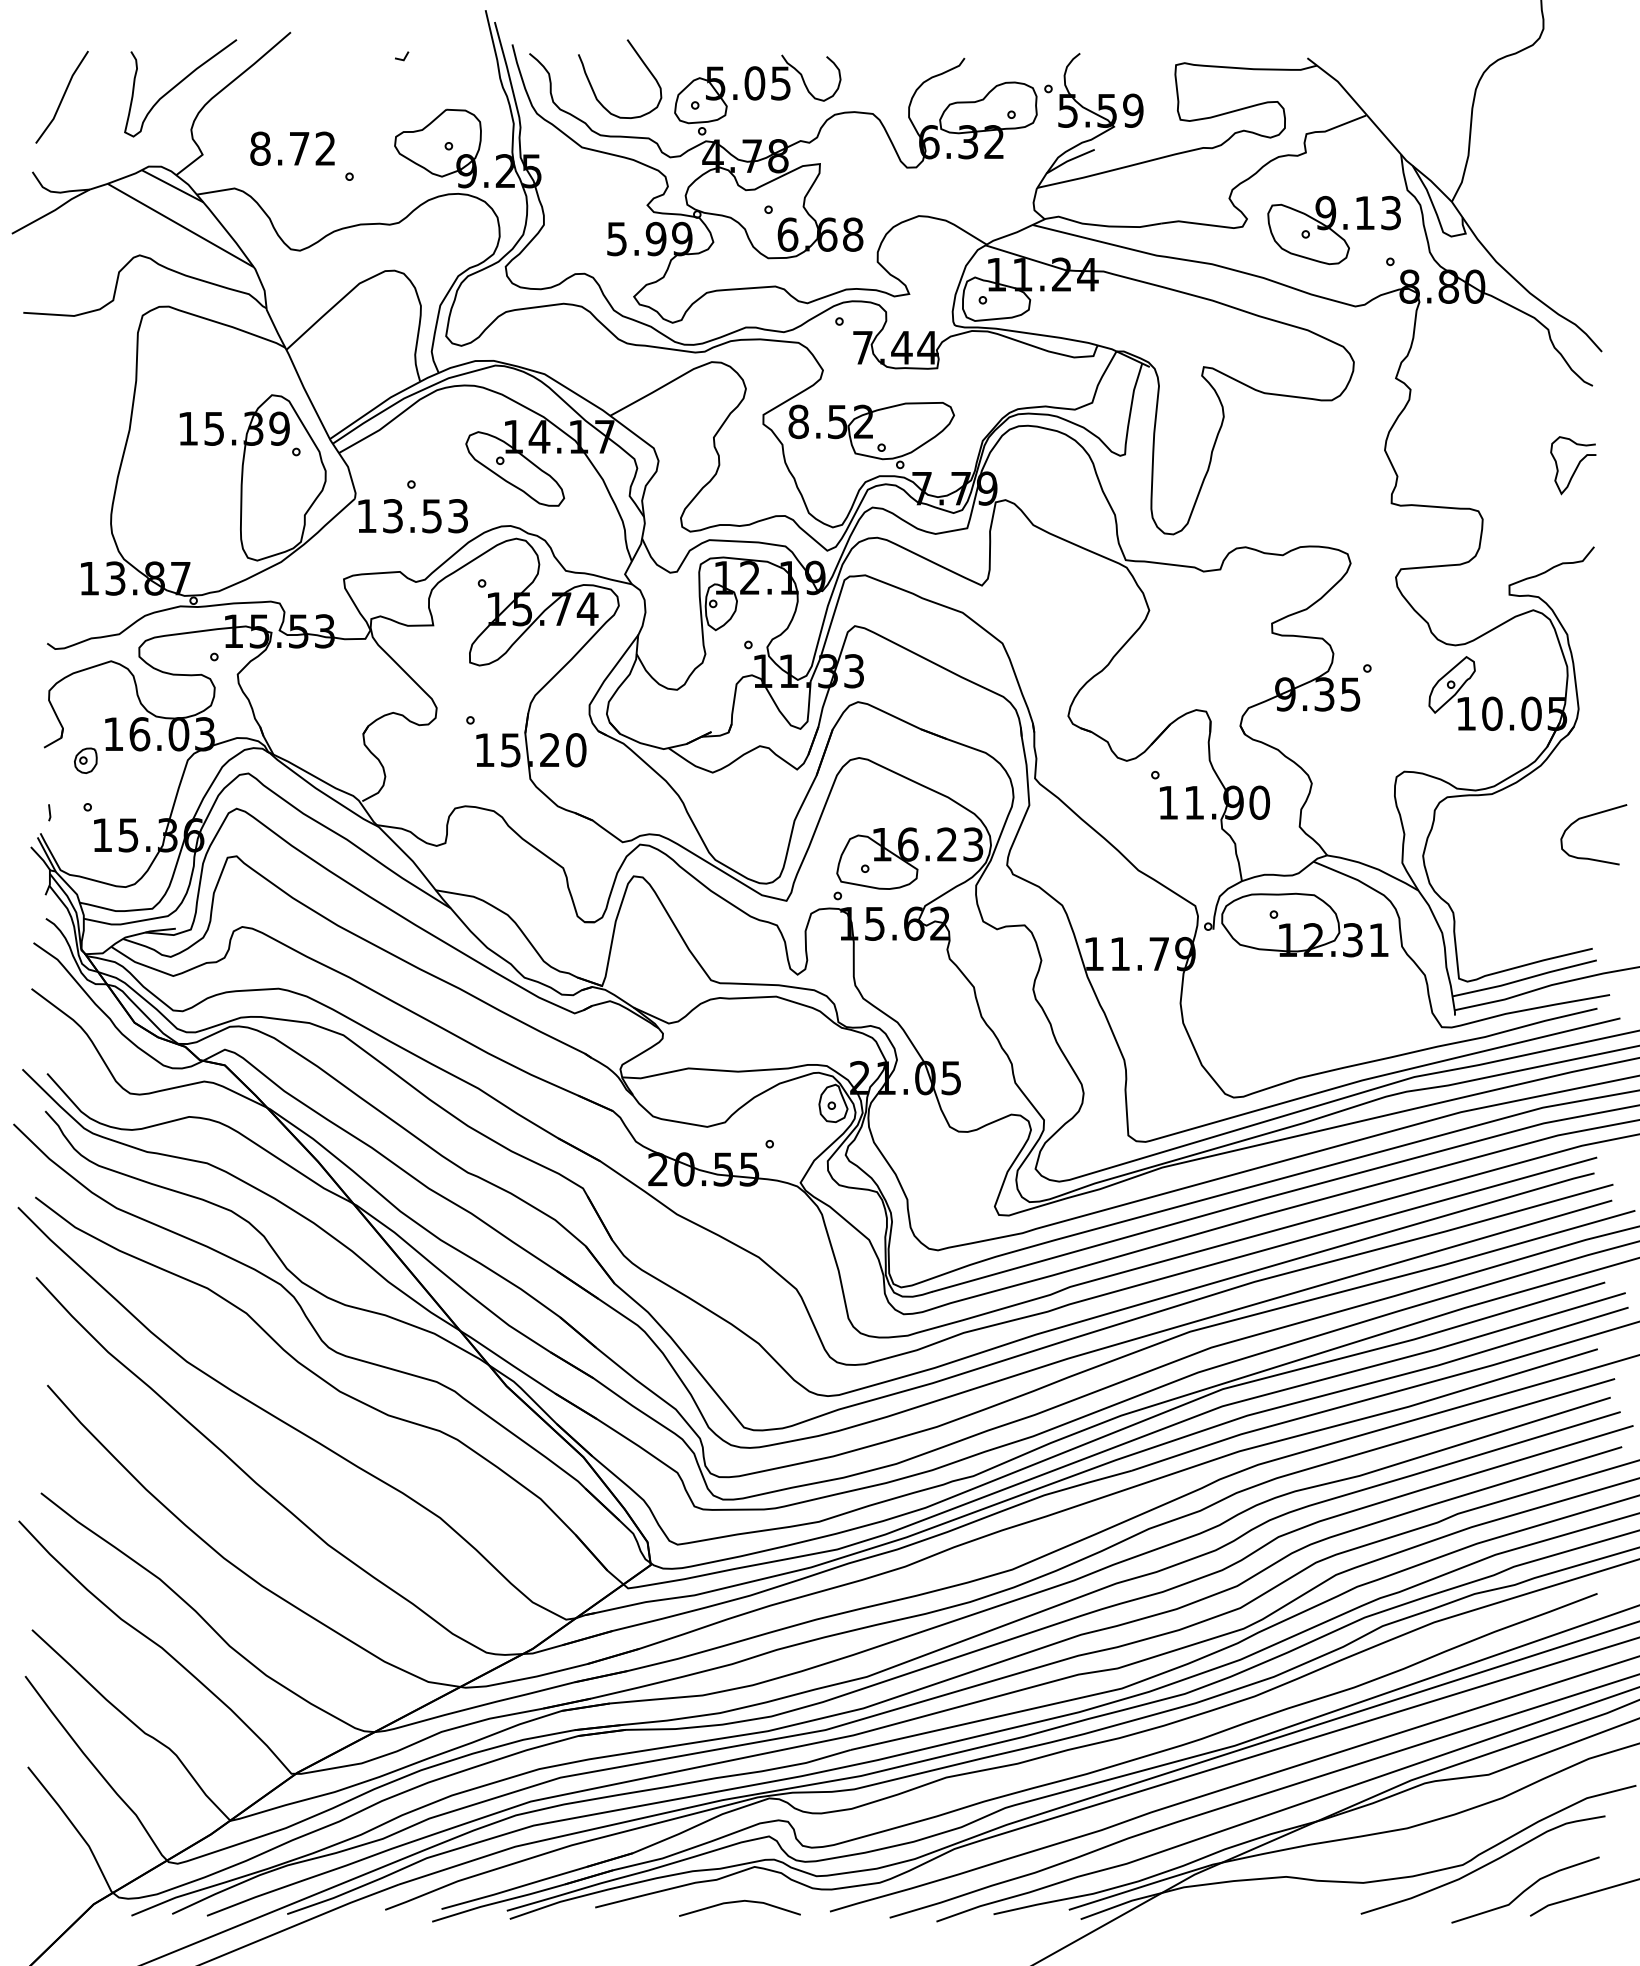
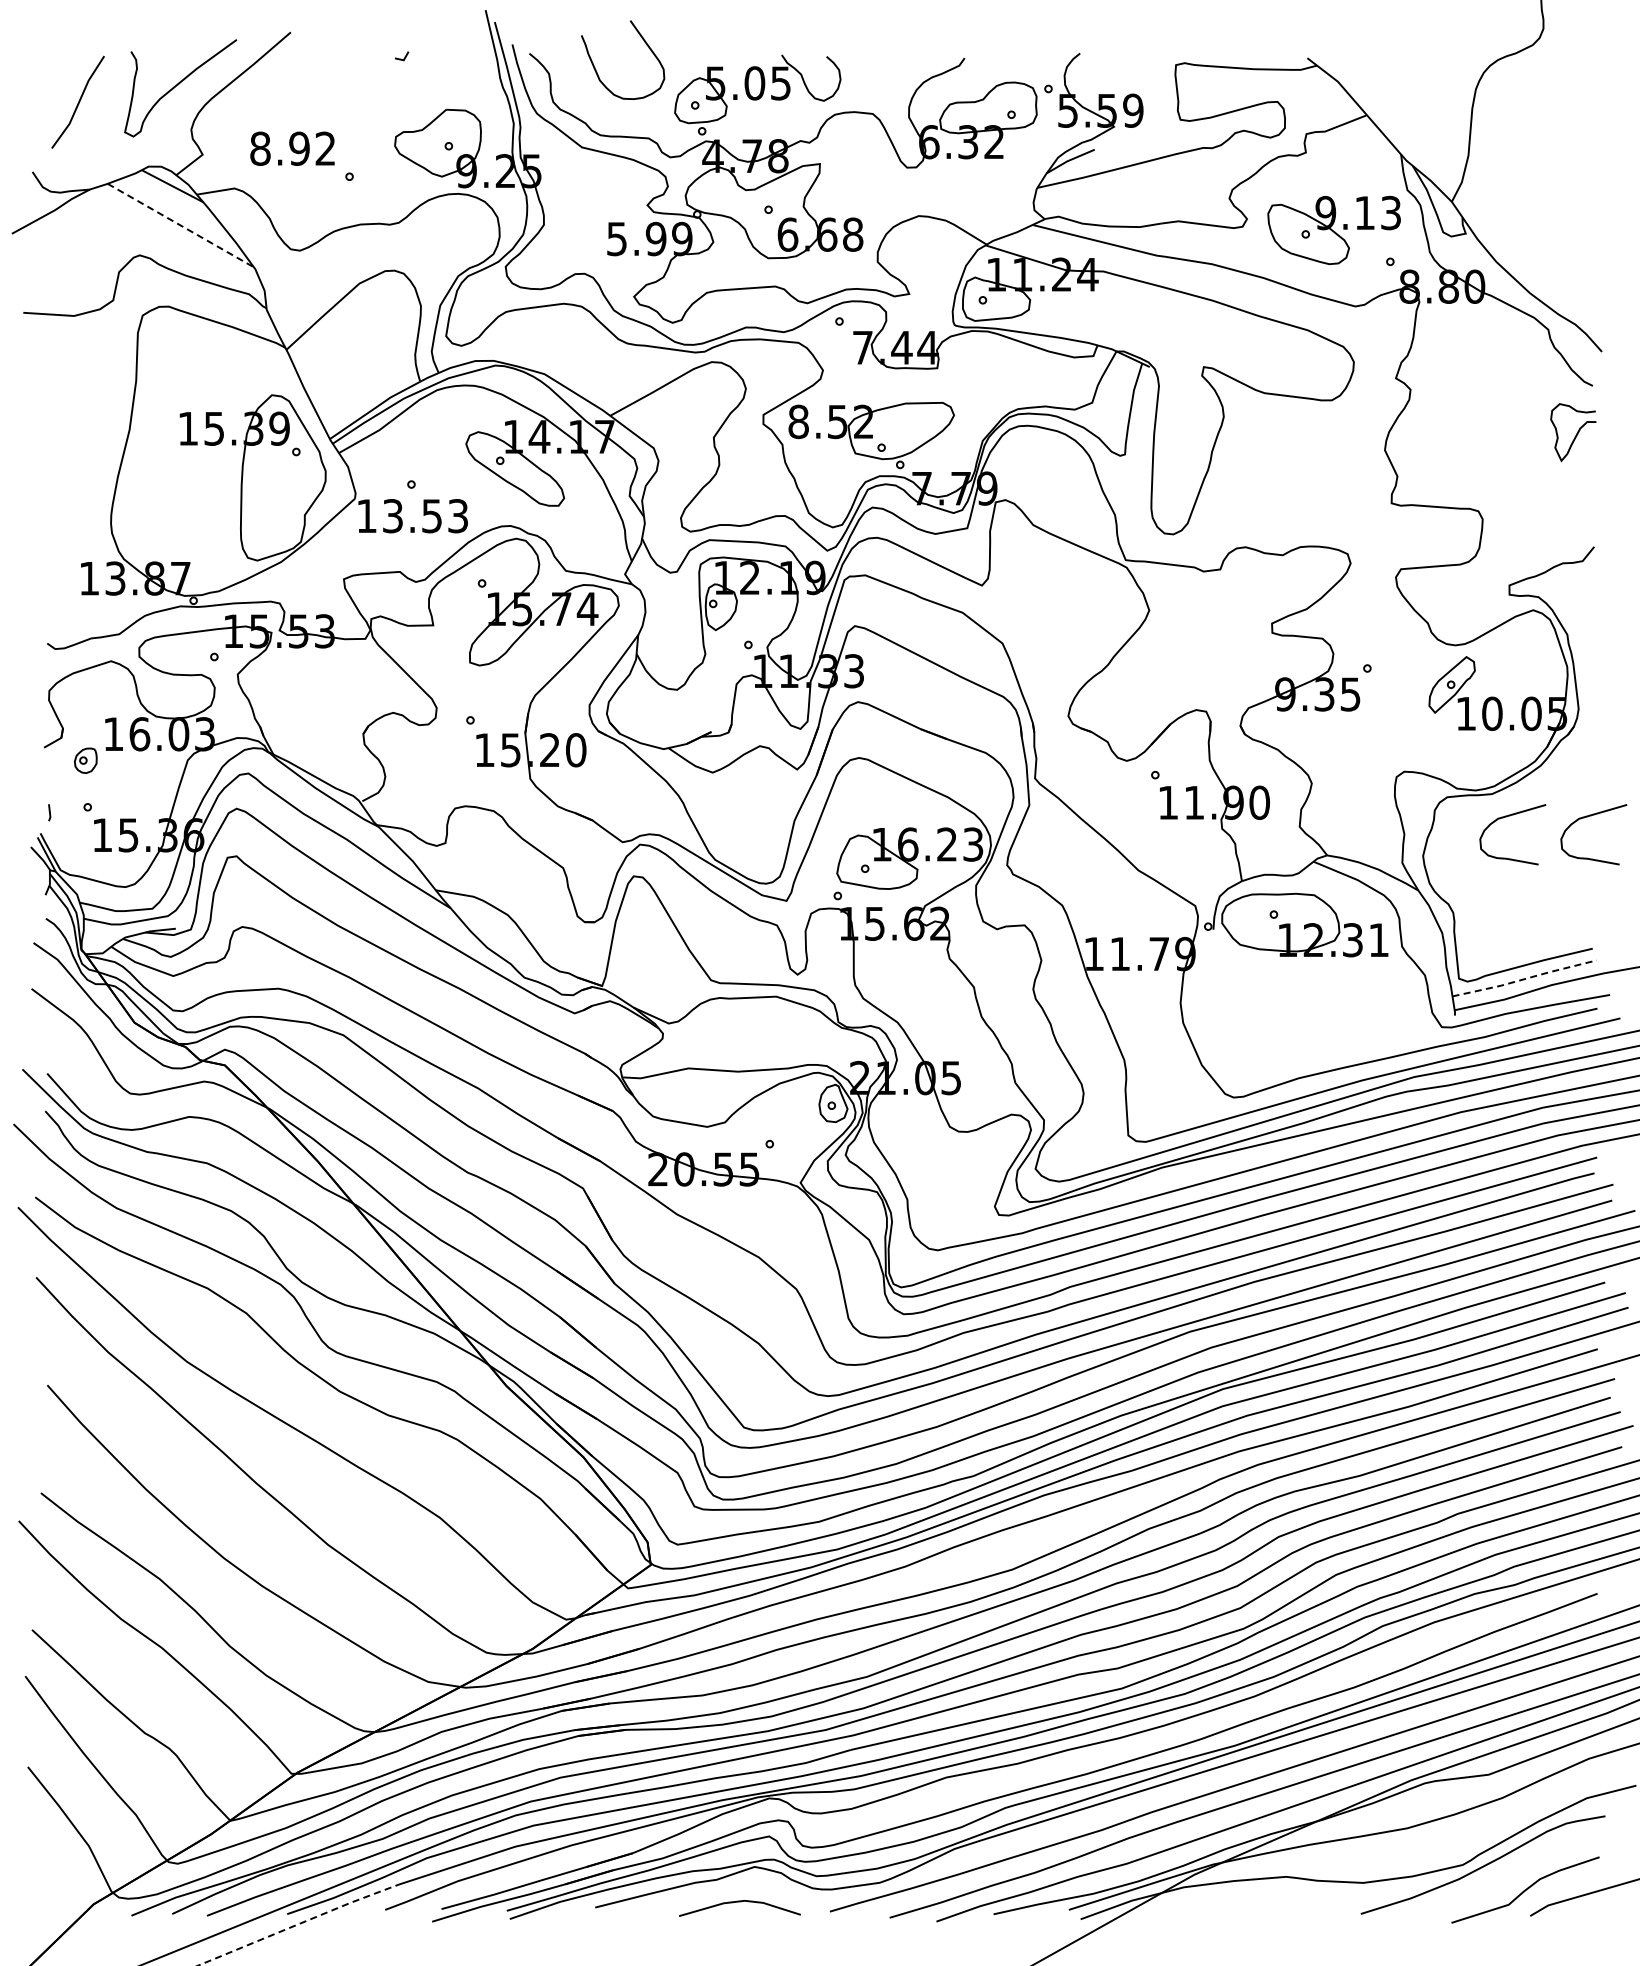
curve position: (643, 64) -> (646, 45) (646, 45)
line position: (62, 96) -> (78, 101) (78, 101)
text: 8.72 -> 8.92 (299, 148)
line: solid -> dashed (181, 225)
curve position: (1576, 466) -> (1576, 433) (1576, 433)
curve: none -> present (1506, 817)
line: solid -> dashed (1524, 979)
line: solid -> dashed (298, 1924)
